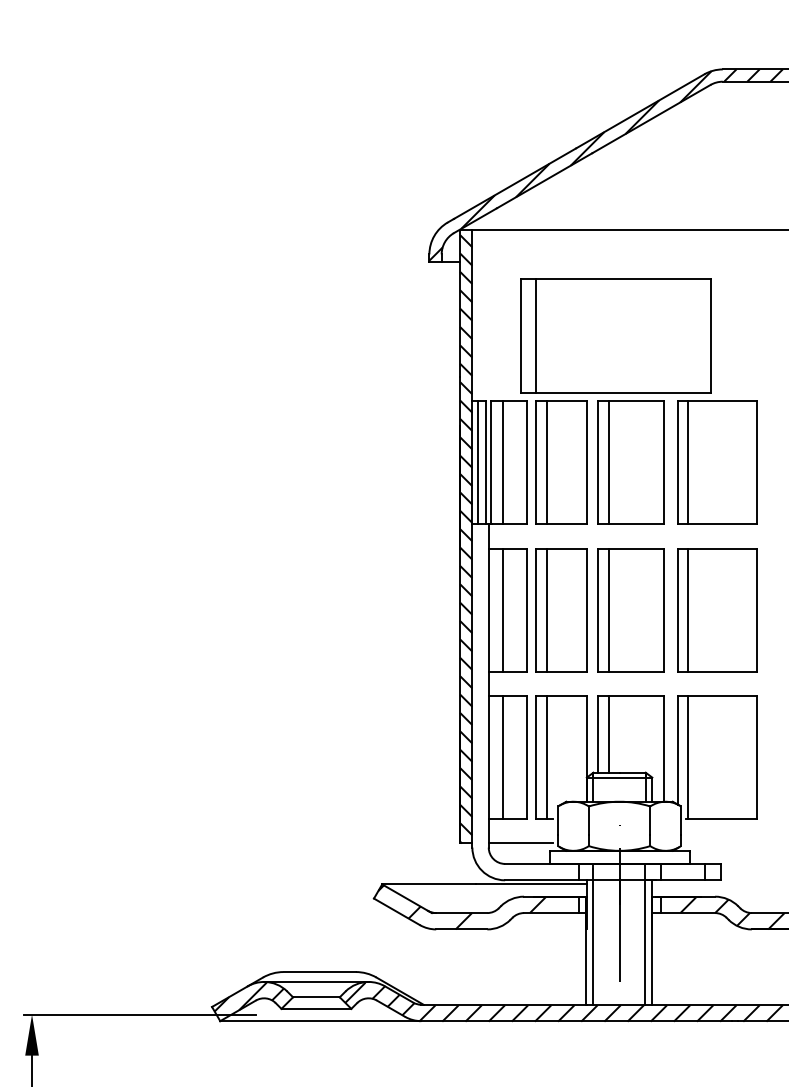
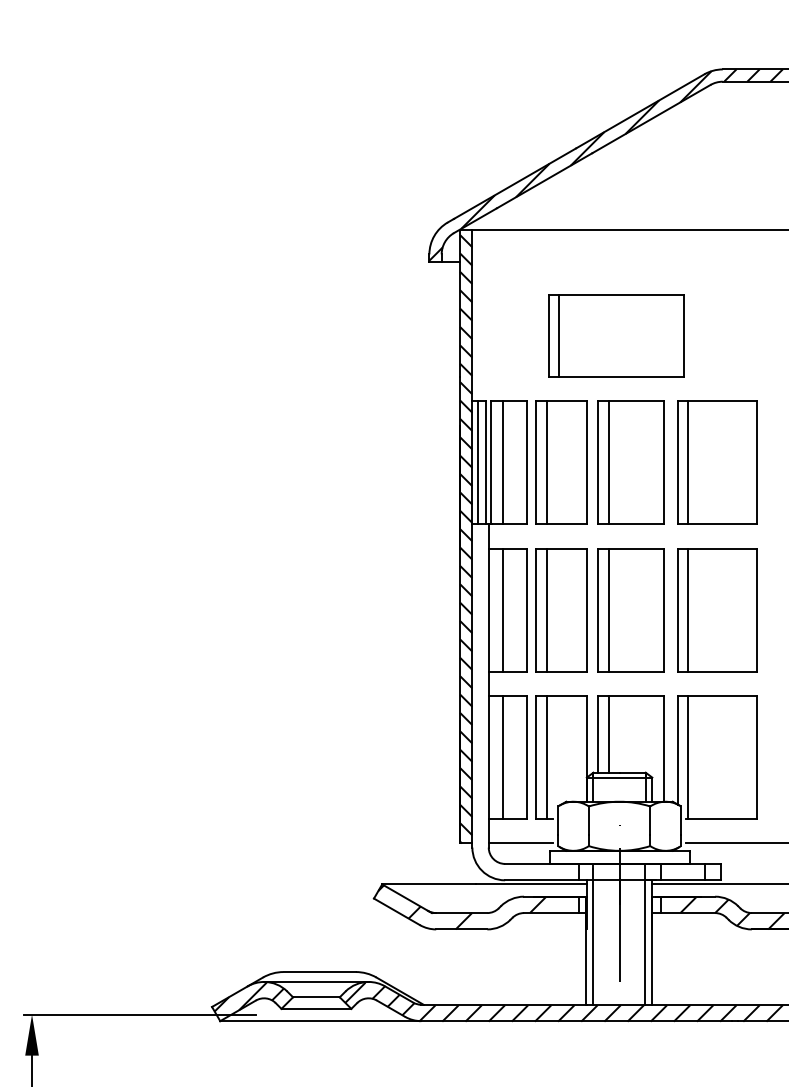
part size: 192x116 px -> 137x84 px (616, 335)
line: none -> present (735, 843)
line: none -> present (718, 884)
